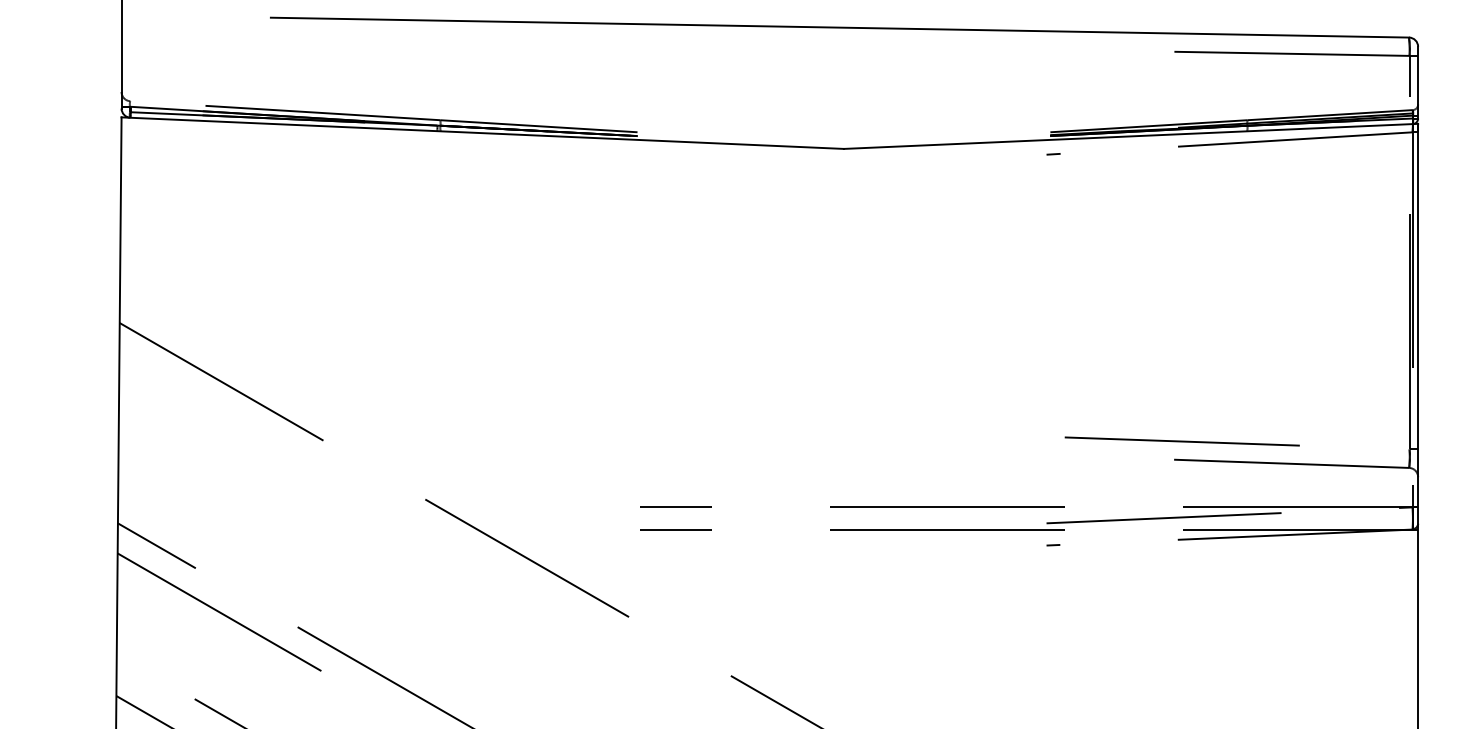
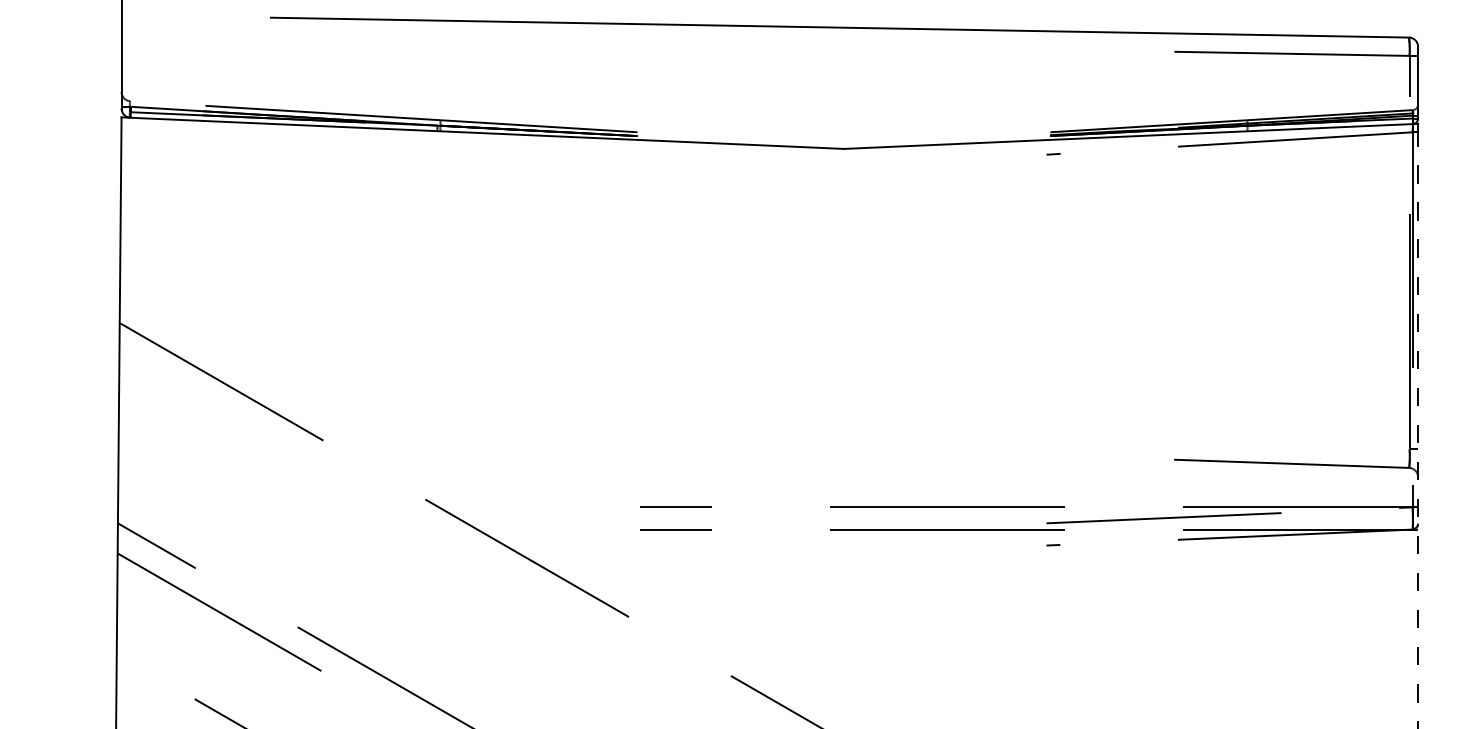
line: solid -> dashed (1418, 425)
line: present -> none (1181, 441)
line: present -> none (141, 710)
